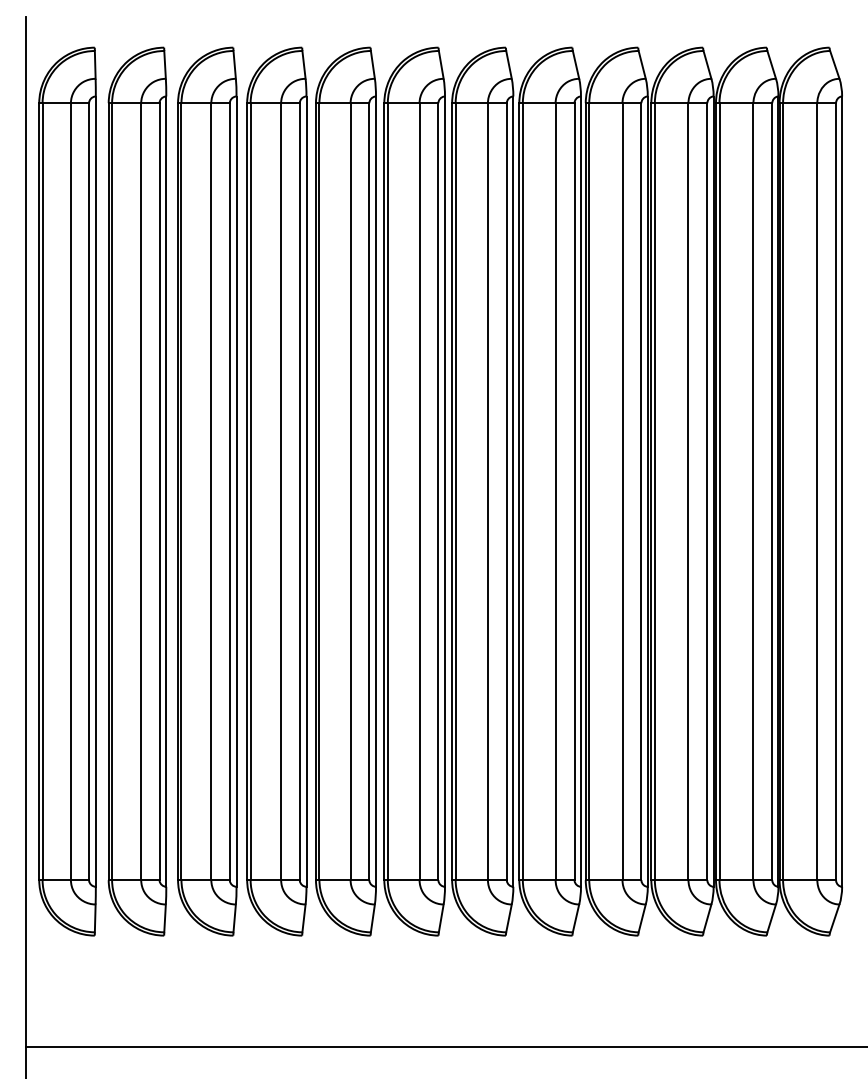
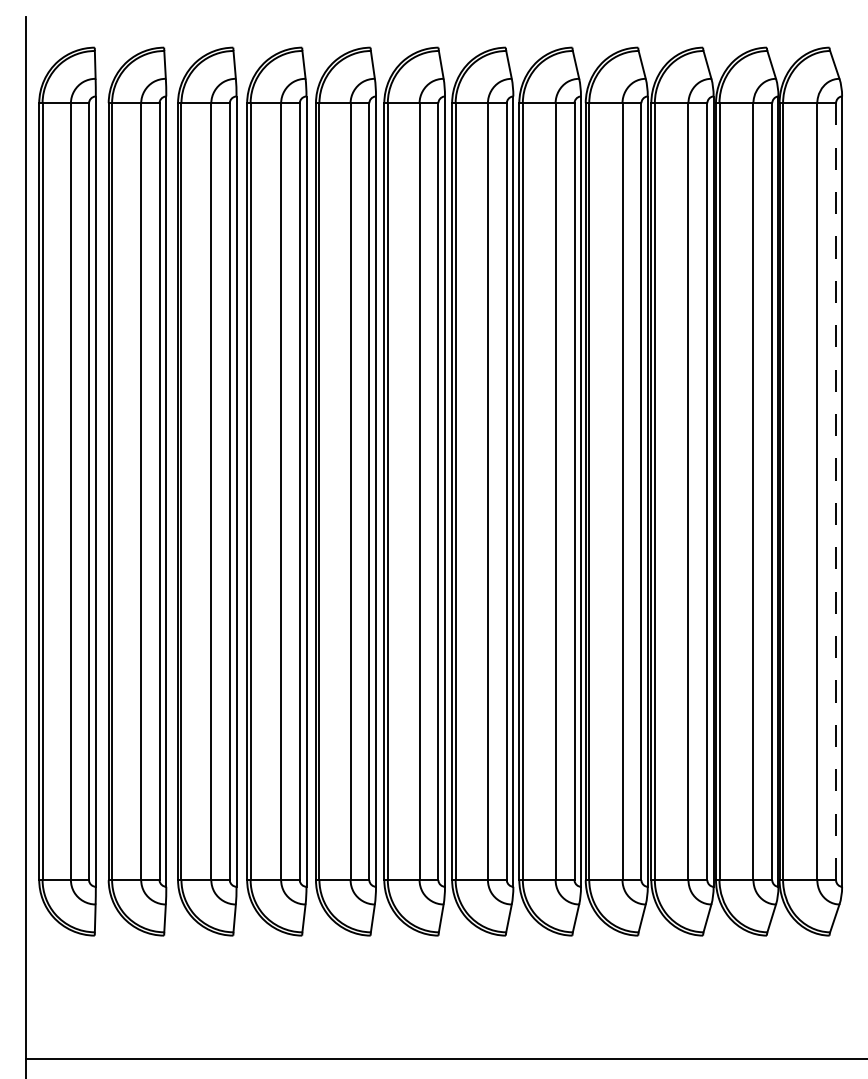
line: solid -> dashed (836, 491)
line position: (444, 1046) -> (444, 1058) (444, 1058)
